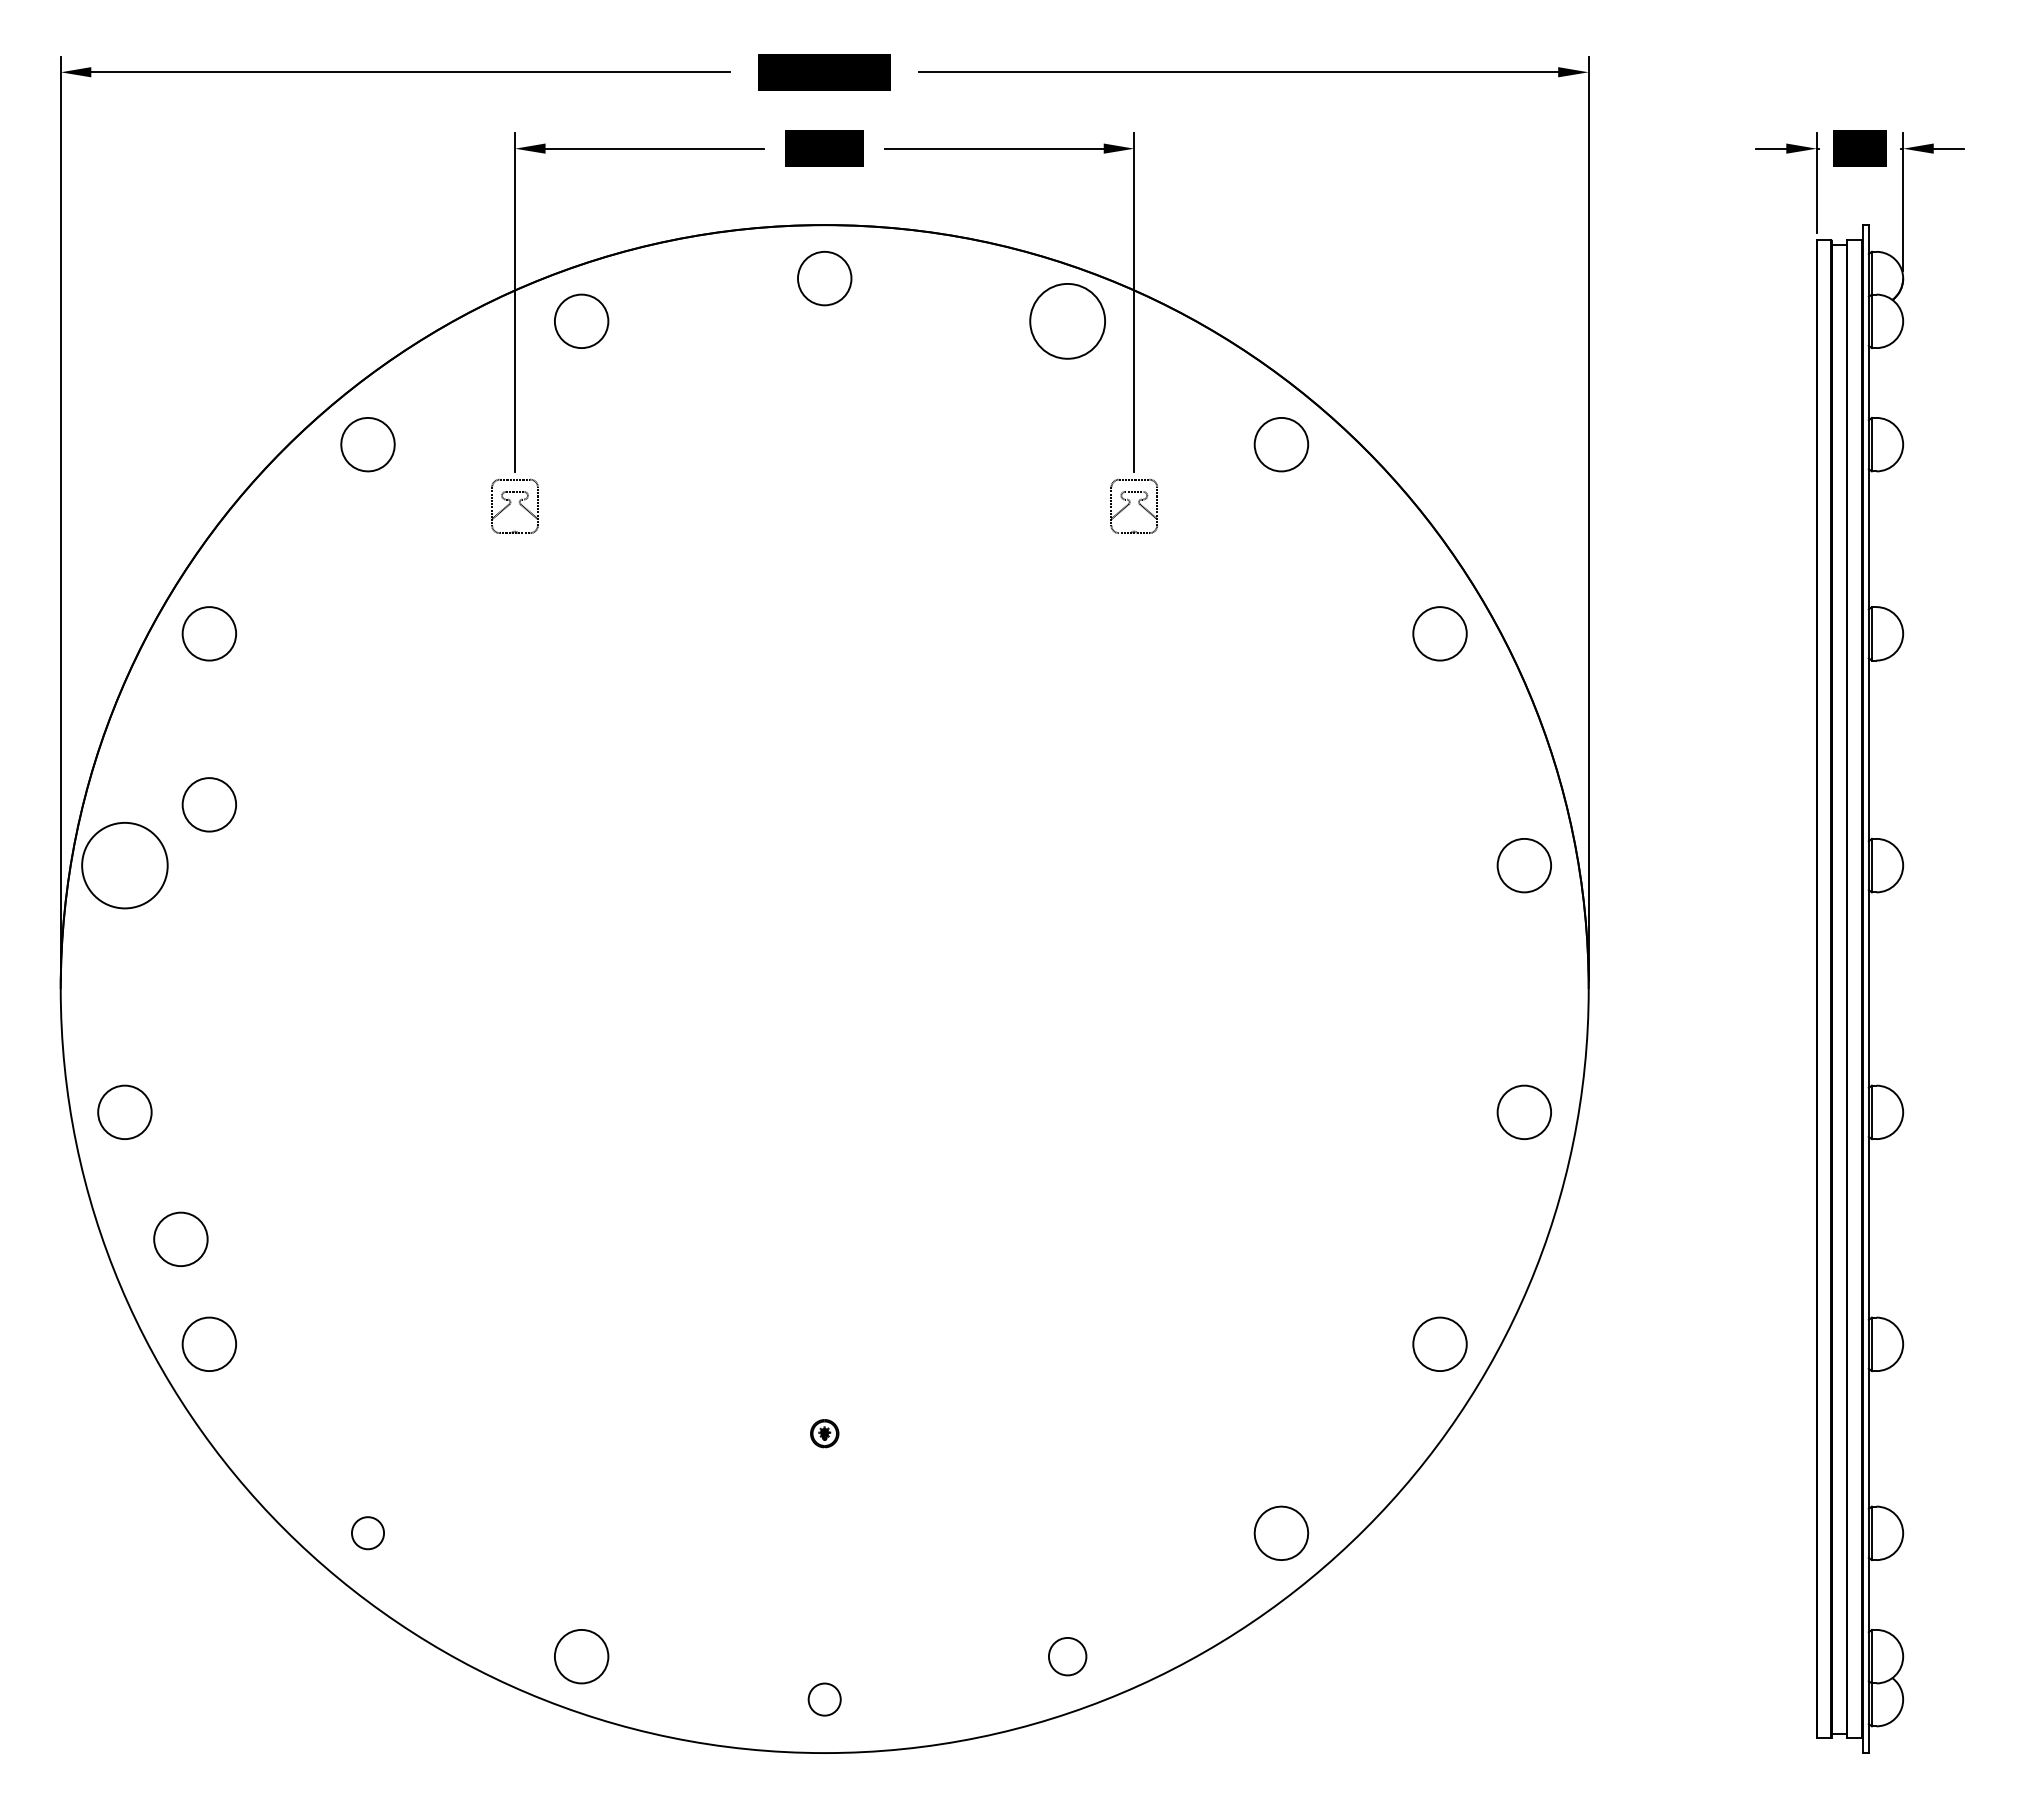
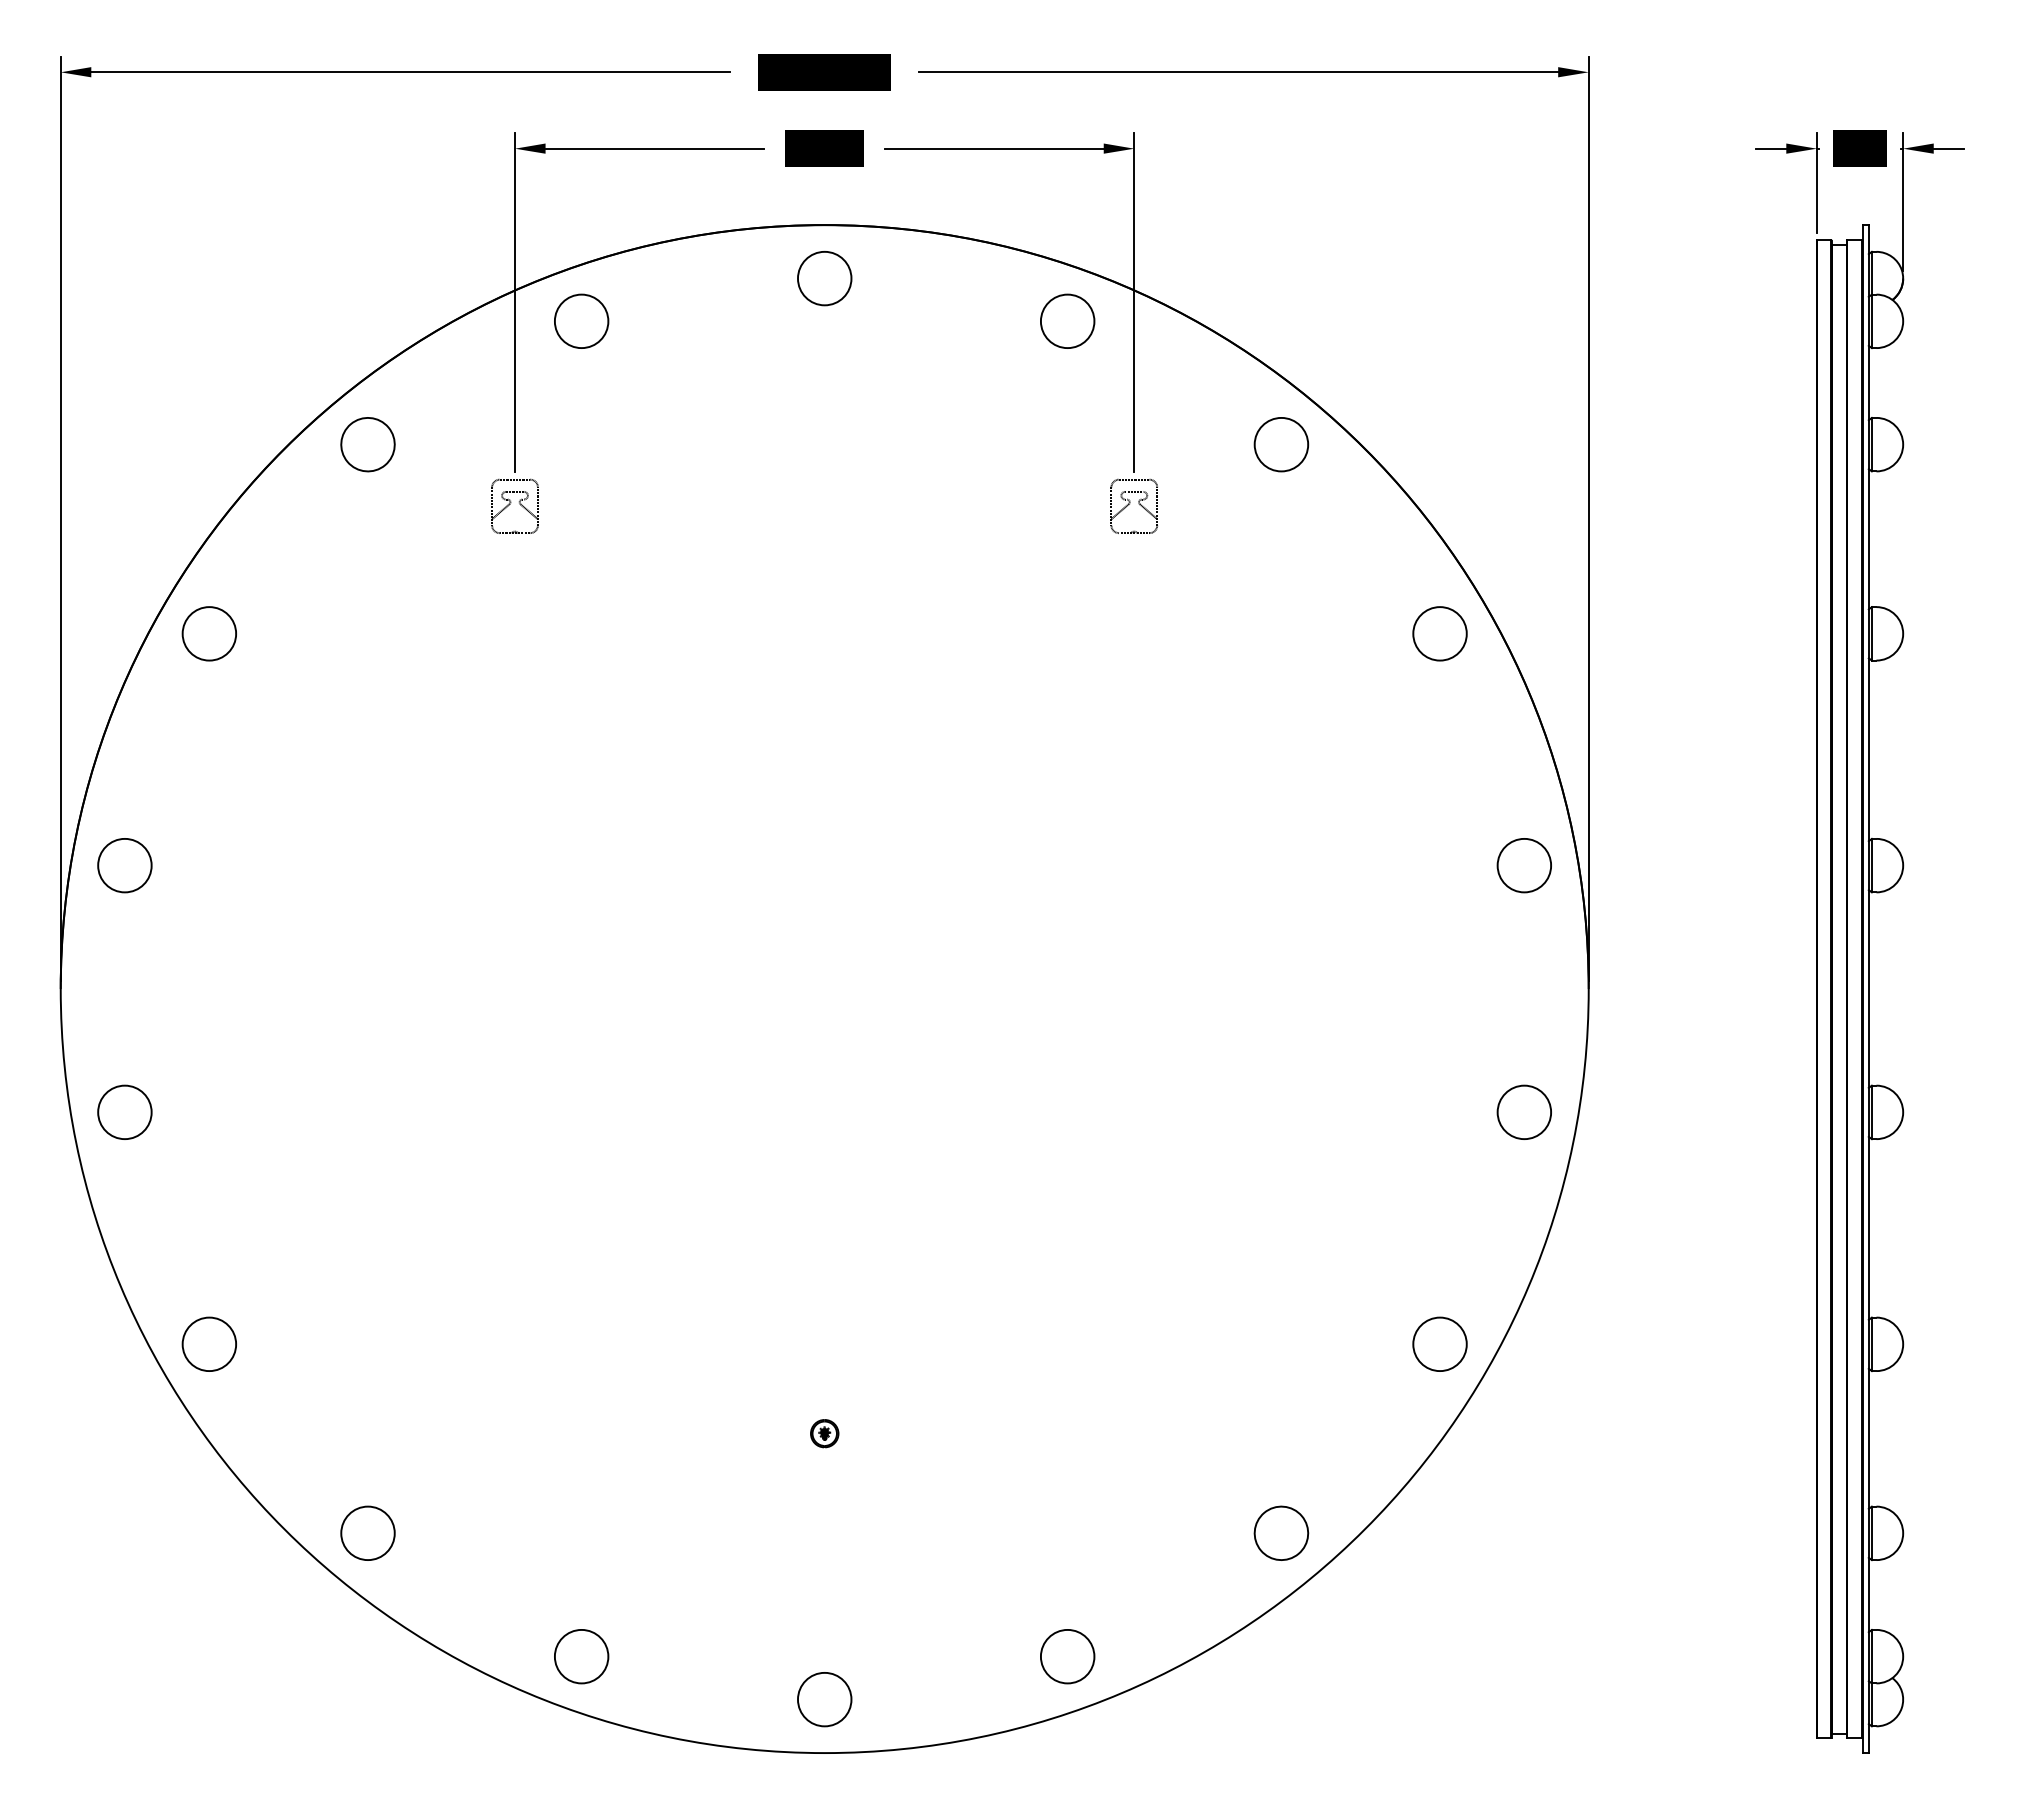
circle diameter: 75 px -> 53 px (1067, 321)
circle: present -> none (208, 804)
circle diameter: 86 px -> 53 px (124, 865)
circle: present -> none (180, 1238)
circle size: 34x35 px -> 56x56 px (367, 1532)
circle diameter: 37 px -> 53 px (1067, 1656)
circle diameter: 32 px -> 53 px (824, 1699)
